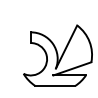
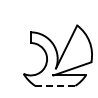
line: solid -> dashed (55, 85)
